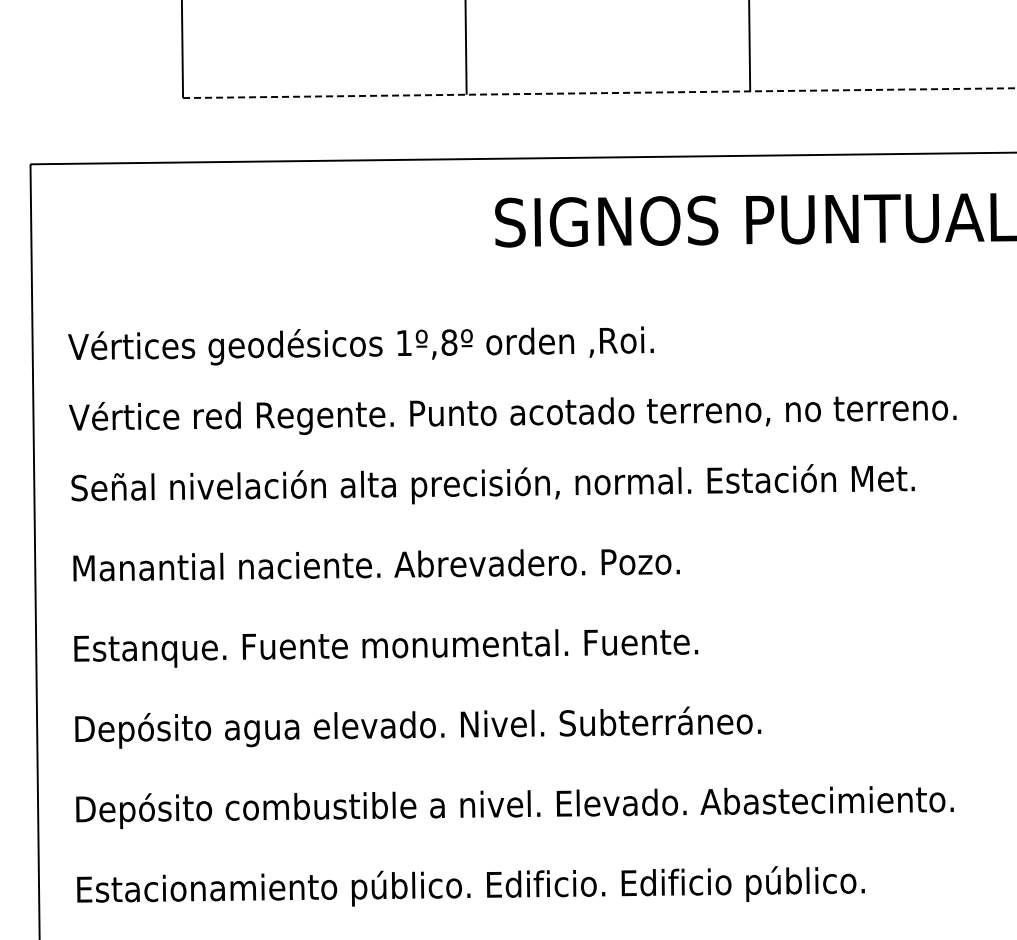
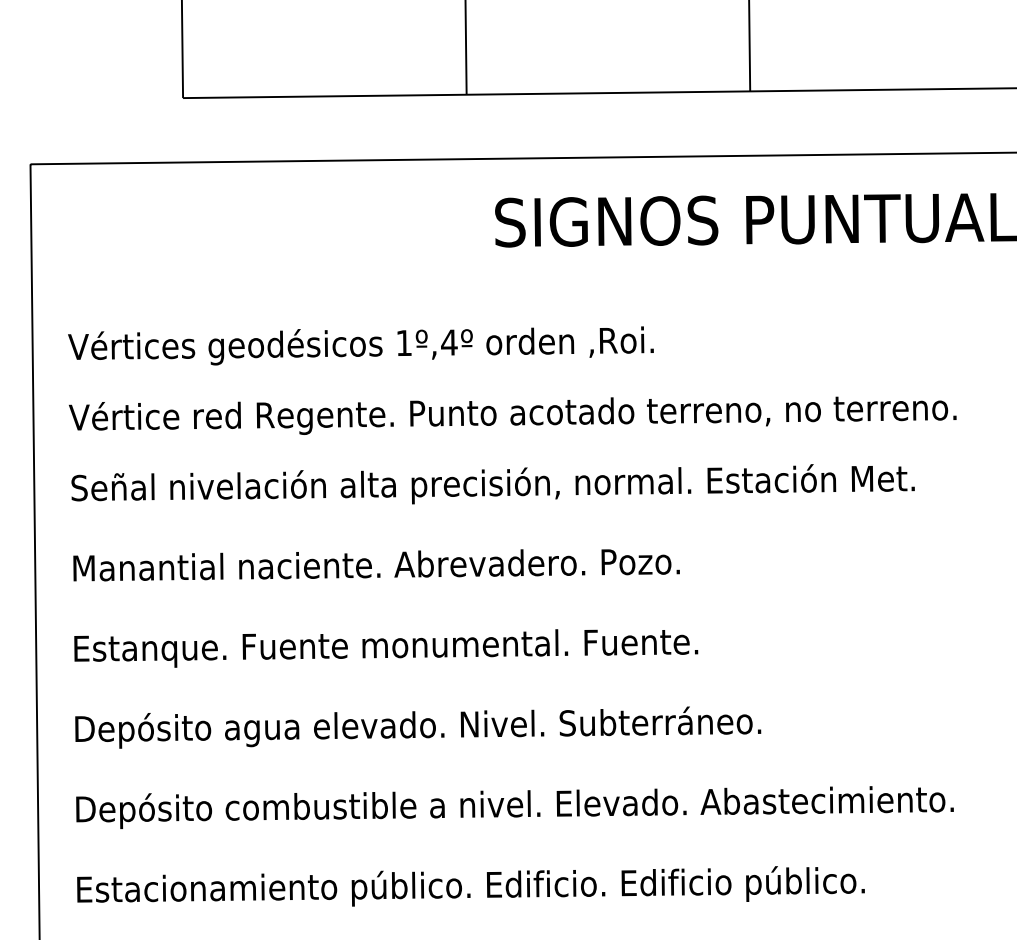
line: dashed -> solid (599, 93)
text: 1º,8º -> 1º,4º (449, 342)
